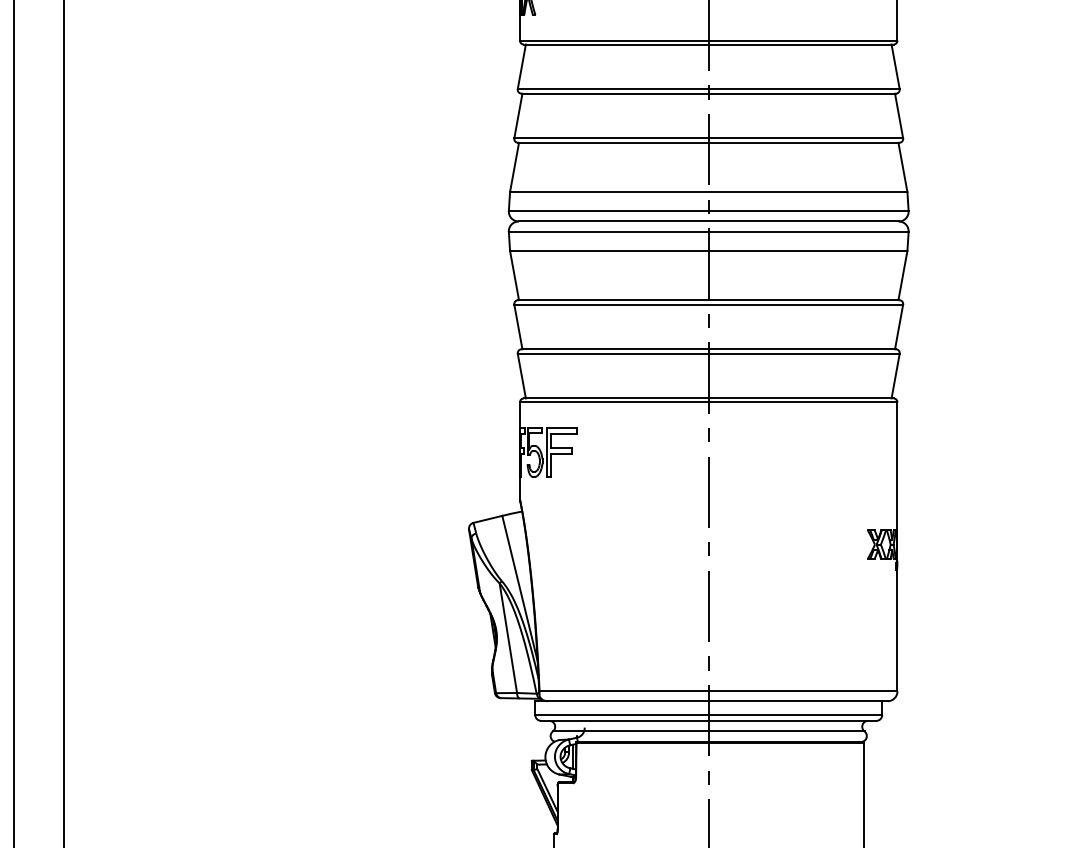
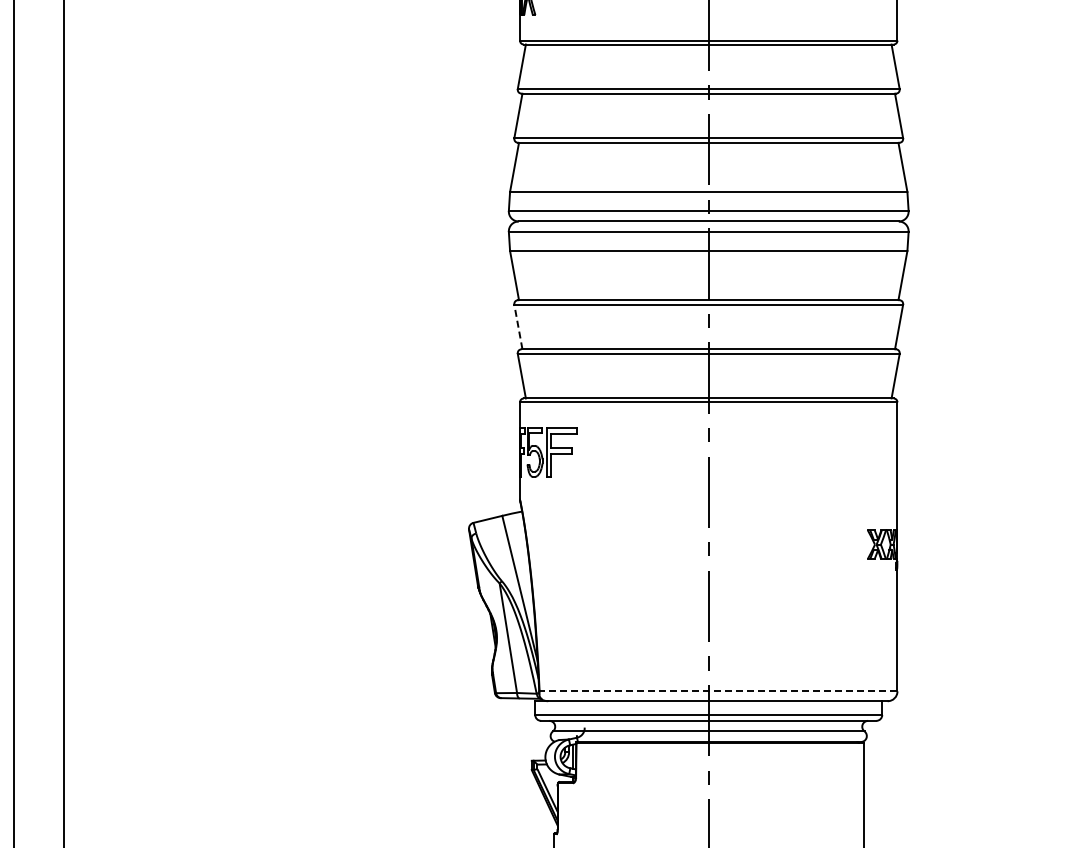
line: solid -> dashed (518, 327)
line: solid -> dashed (718, 691)
